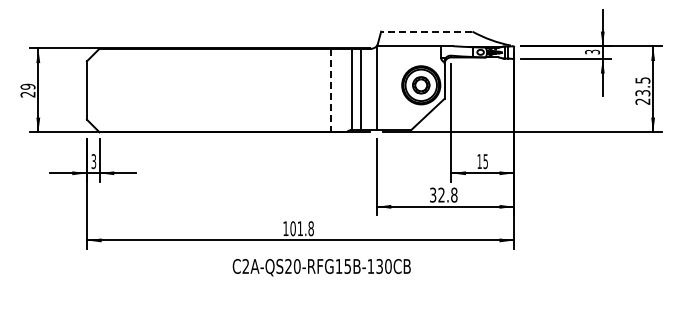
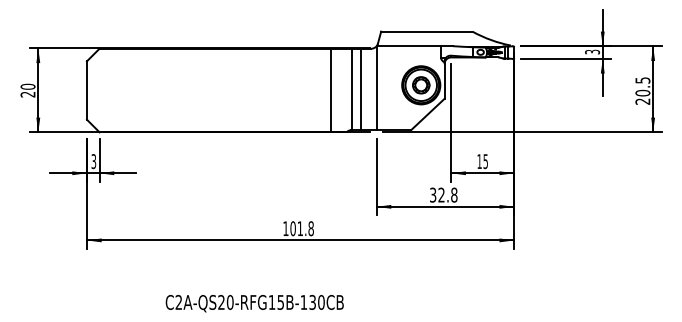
line: dashed -> solid (426, 31)
text: 29 -> 20 (28, 86)
line: dashed -> solid (331, 90)
text: 23.5 -> 20.5 (642, 92)
text position: (321, 267) -> (254, 303) (254, 303)
